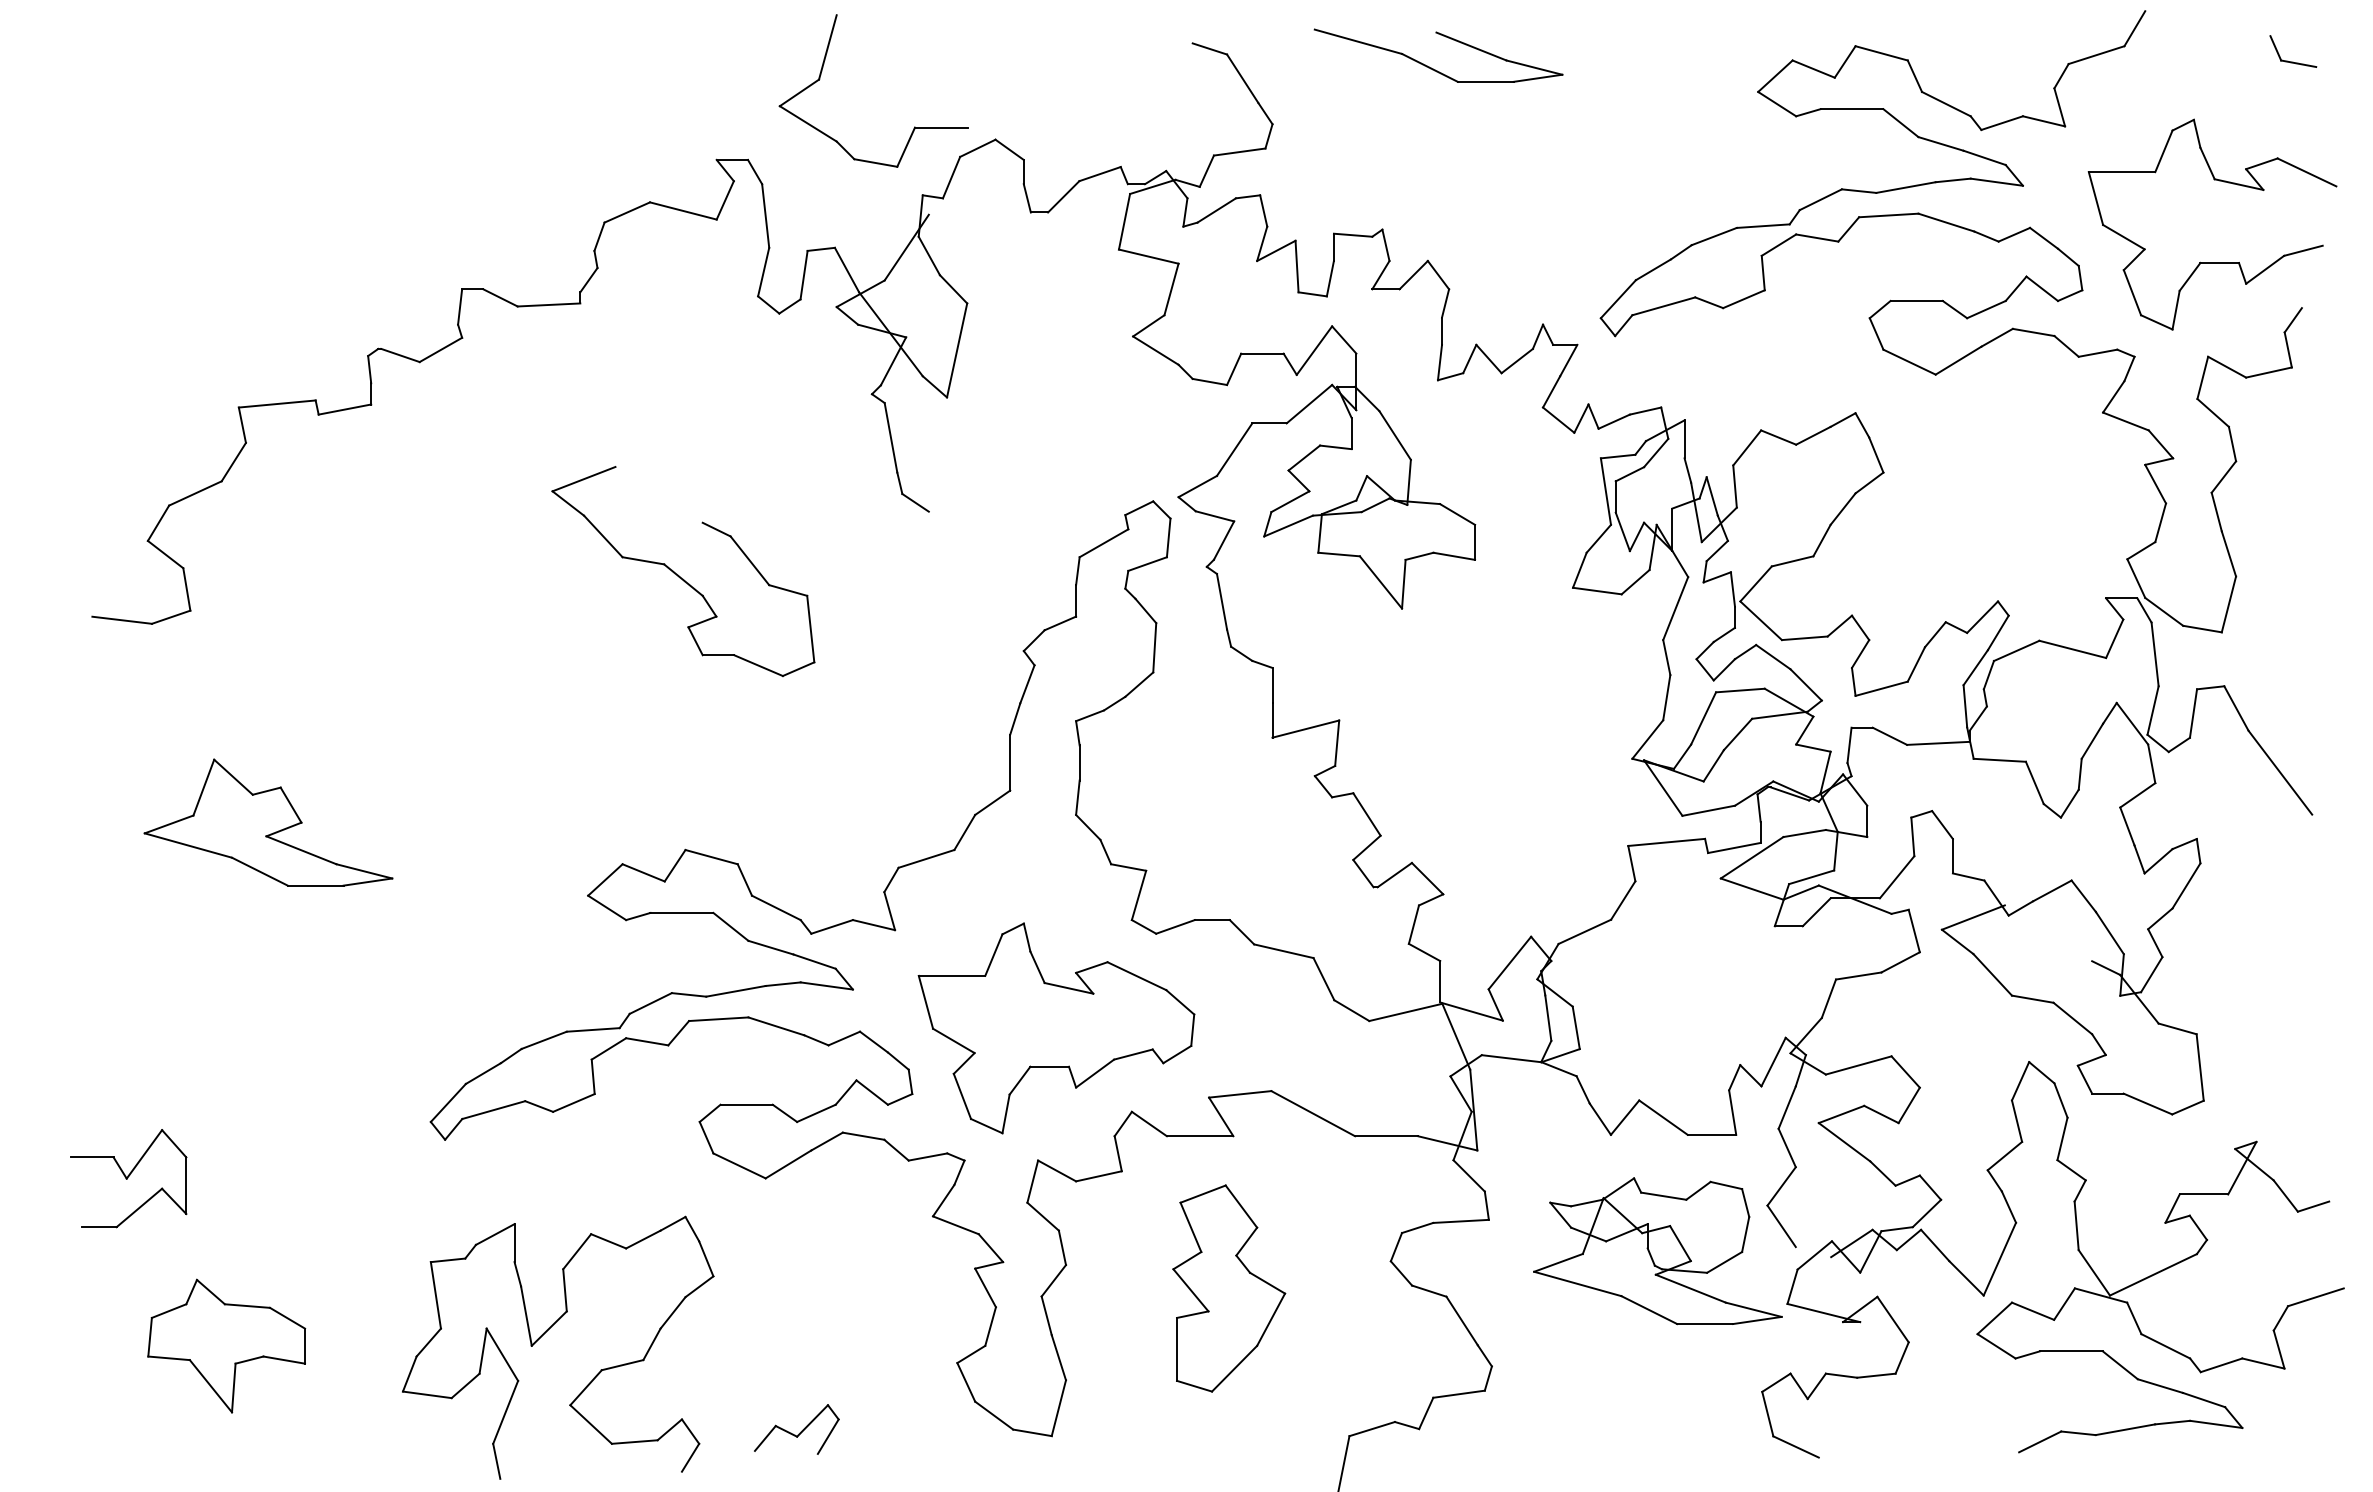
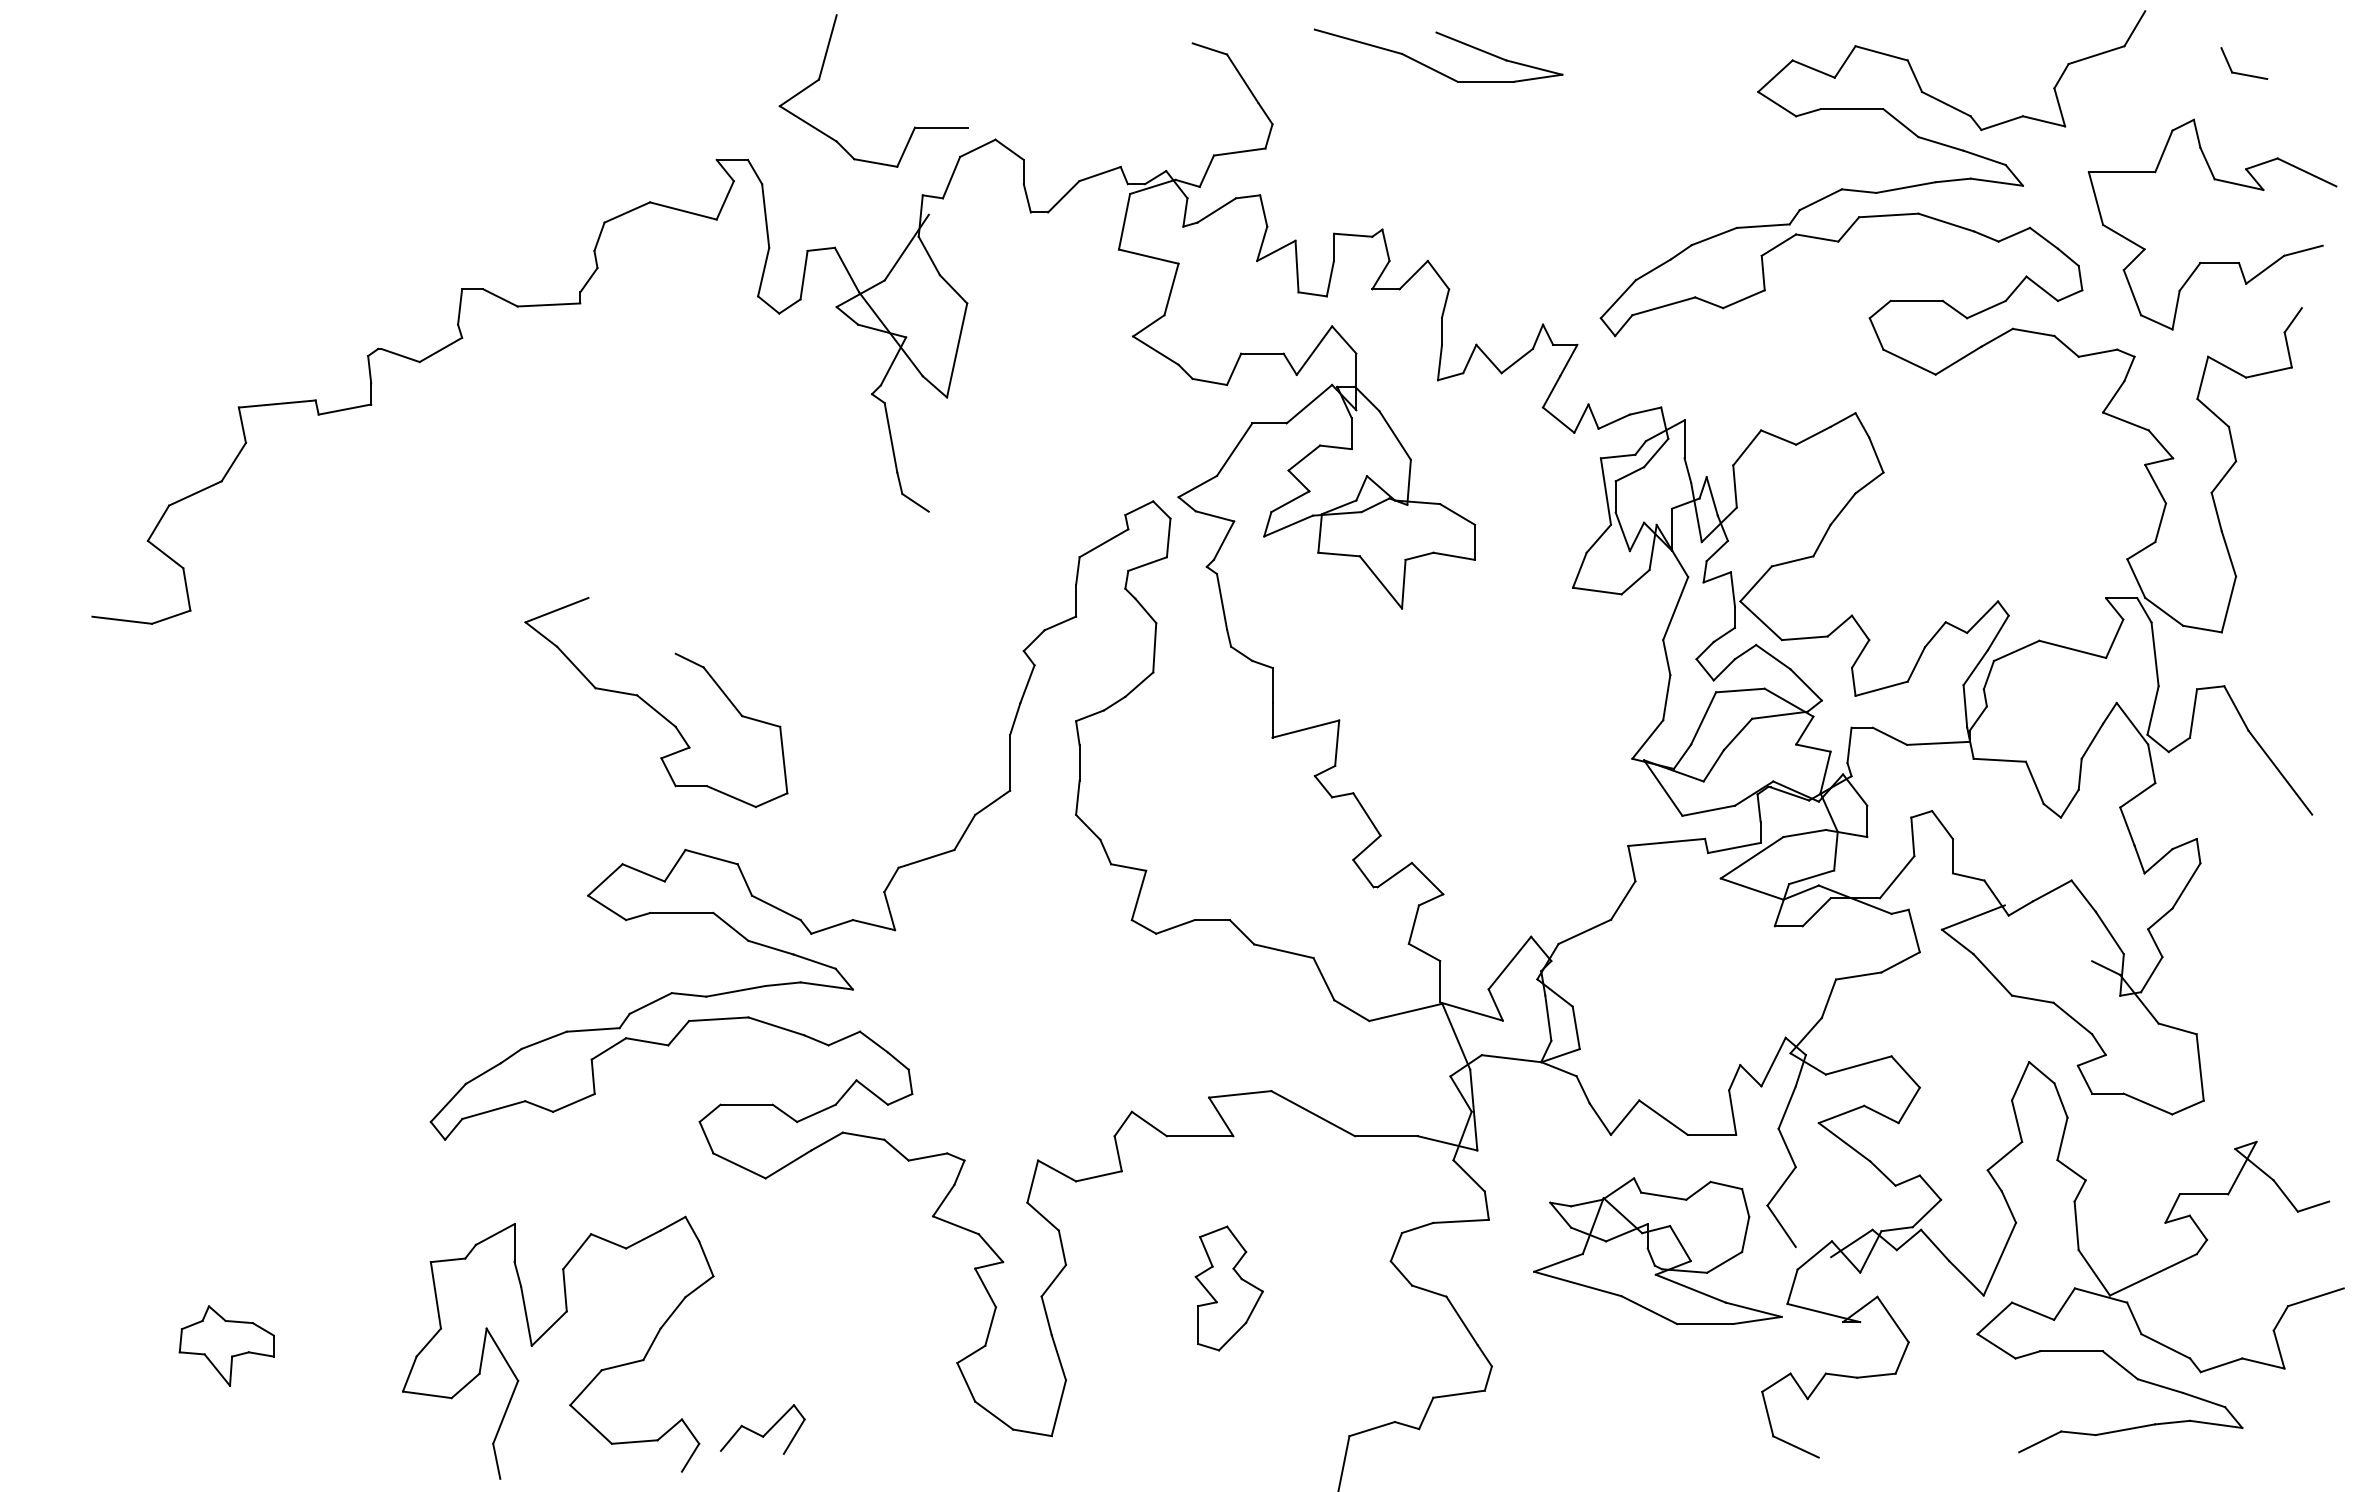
part position: (2293, 61) -> (2244, 73) (2244, 73)
part position: (683, 571) -> (656, 702) (656, 702)
part: present -> none (268, 822)
part: present -> none (1056, 1028)
part: present -> none (128, 1178)
part size: 115x209 px -> 70x127 px (1228, 1288)
part size: 160x136 px -> 97x82 px (226, 1345)
part position: (796, 1429) -> (762, 1429) (762, 1429)
